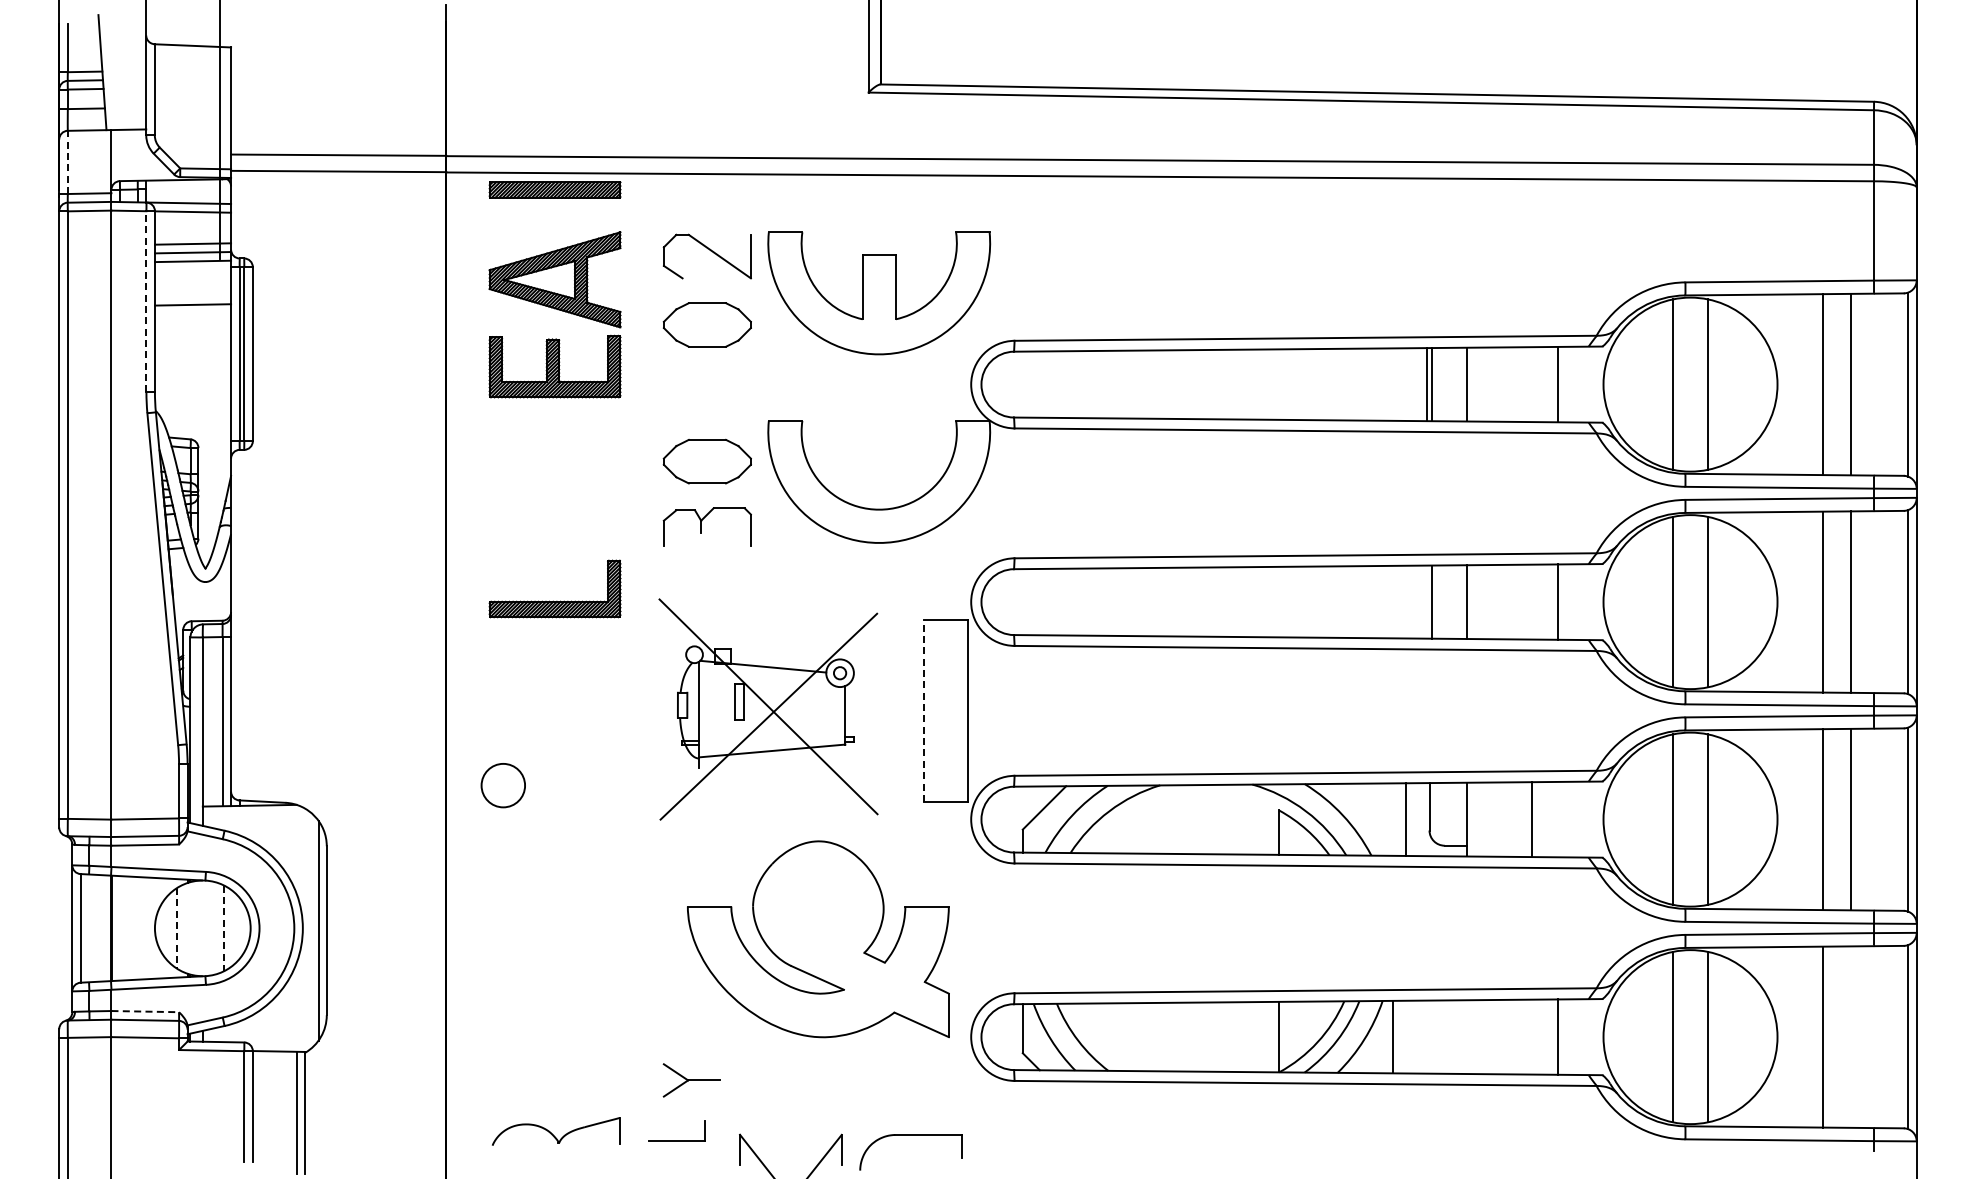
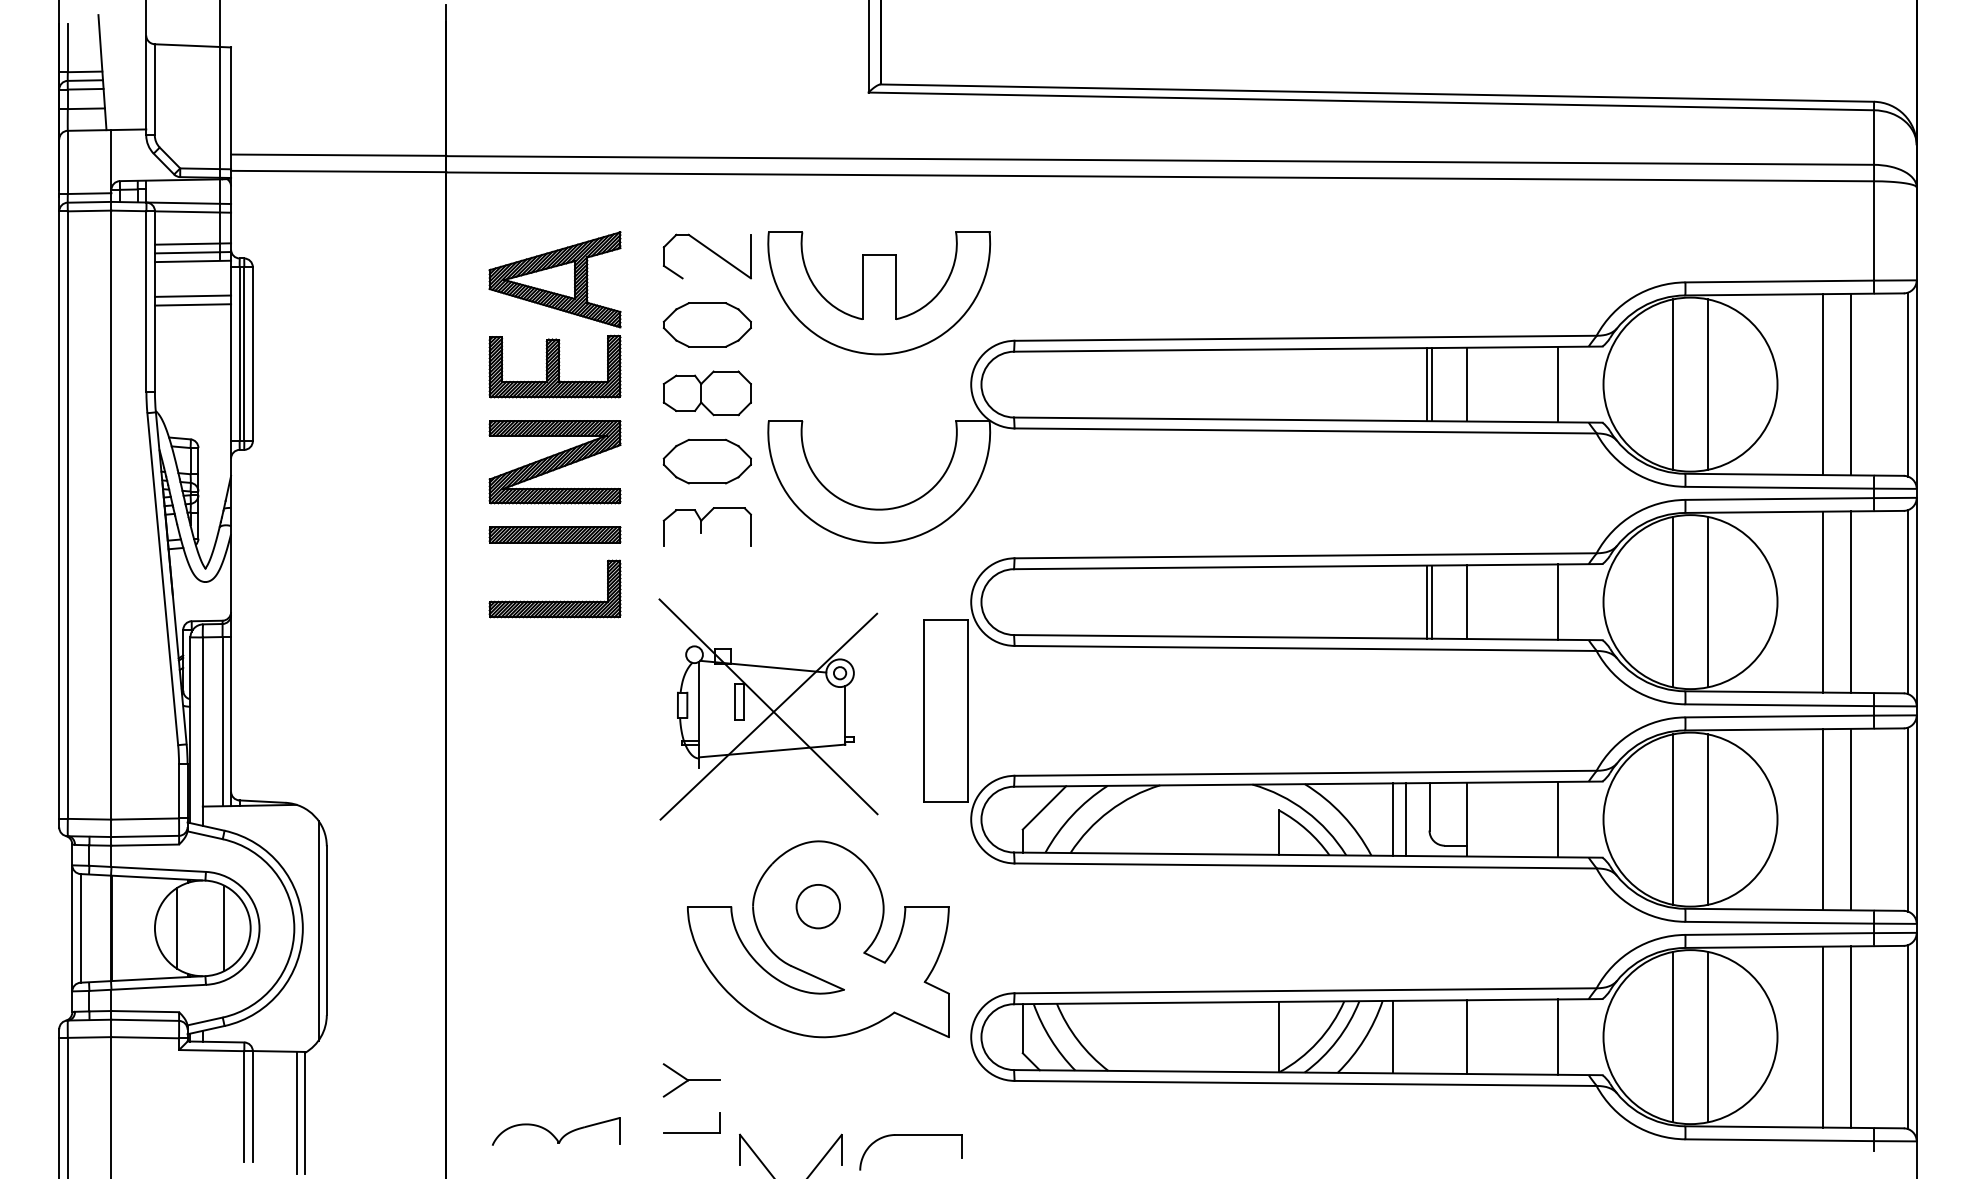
line: dashed -> solid (67, 162)
part position: (554, 189) -> (554, 534) (554, 534)
line: none -> present (192, 295)
line: dashed -> solid (146, 301)
part: none -> present (706, 393)
part: none -> present (554, 462)
line: none -> present (1427, 601)
line: dashed -> solid (924, 710)
part position: (502, 785) -> (817, 906) (817, 906)
line: none -> present (1392, 819)
line position: (1531, 819) -> (1557, 819) (1557, 819)
line: dashed -> solid (177, 928)
line: dashed -> solid (224, 928)
line: dashed -> solid (145, 1011)
line: none -> present (1466, 1036)
line: none -> present (1851, 1036)
part position: (676, 1140) -> (691, 1132) (691, 1132)
